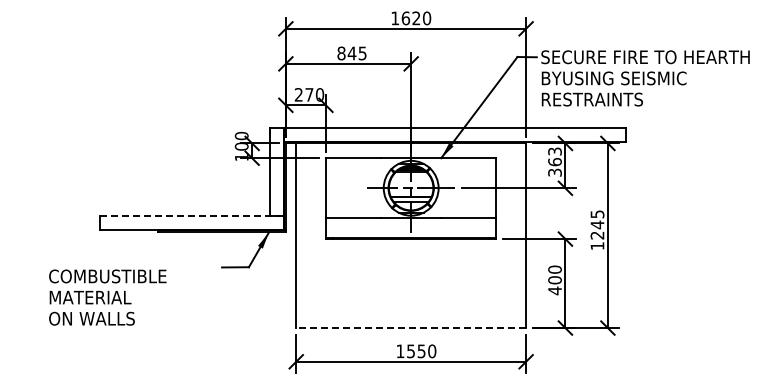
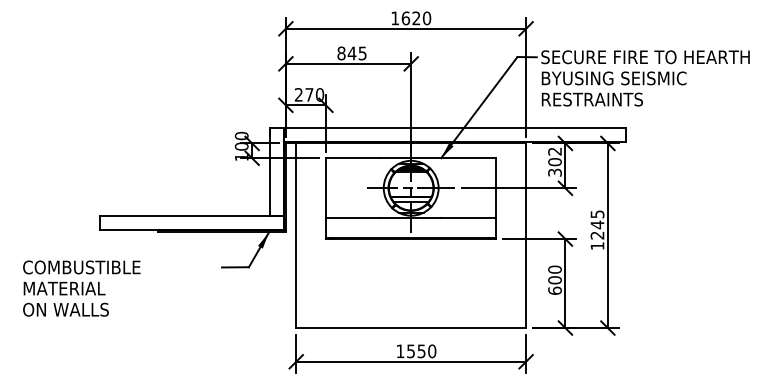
text: 363 -> 302 (554, 156)
line: dashed -> solid (192, 215)
text: 400 -> 600 (554, 290)
text position: (107, 297) -> (81, 288) (81, 288)
line: dashed -> solid (411, 328)
